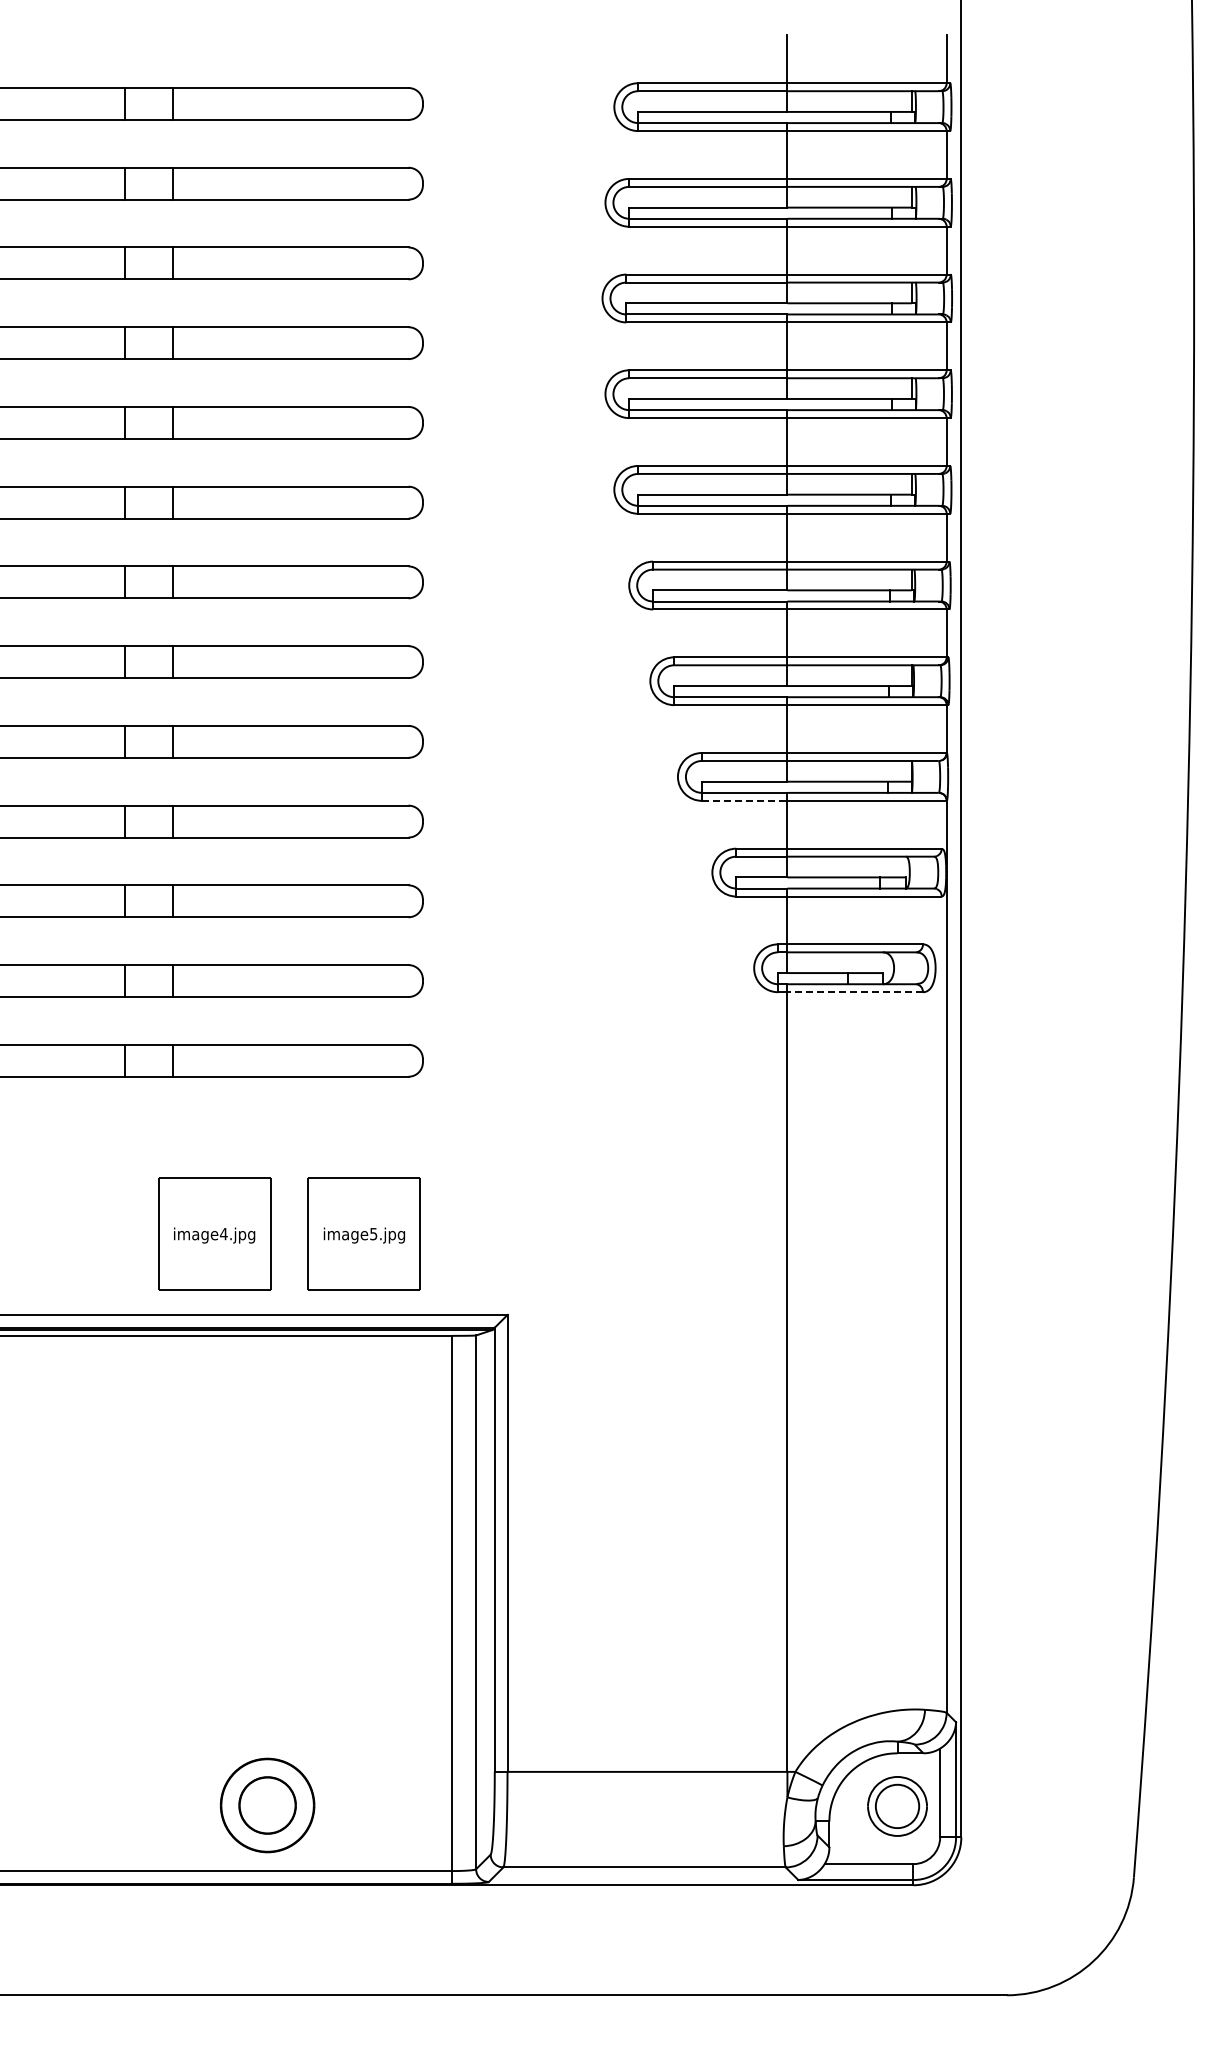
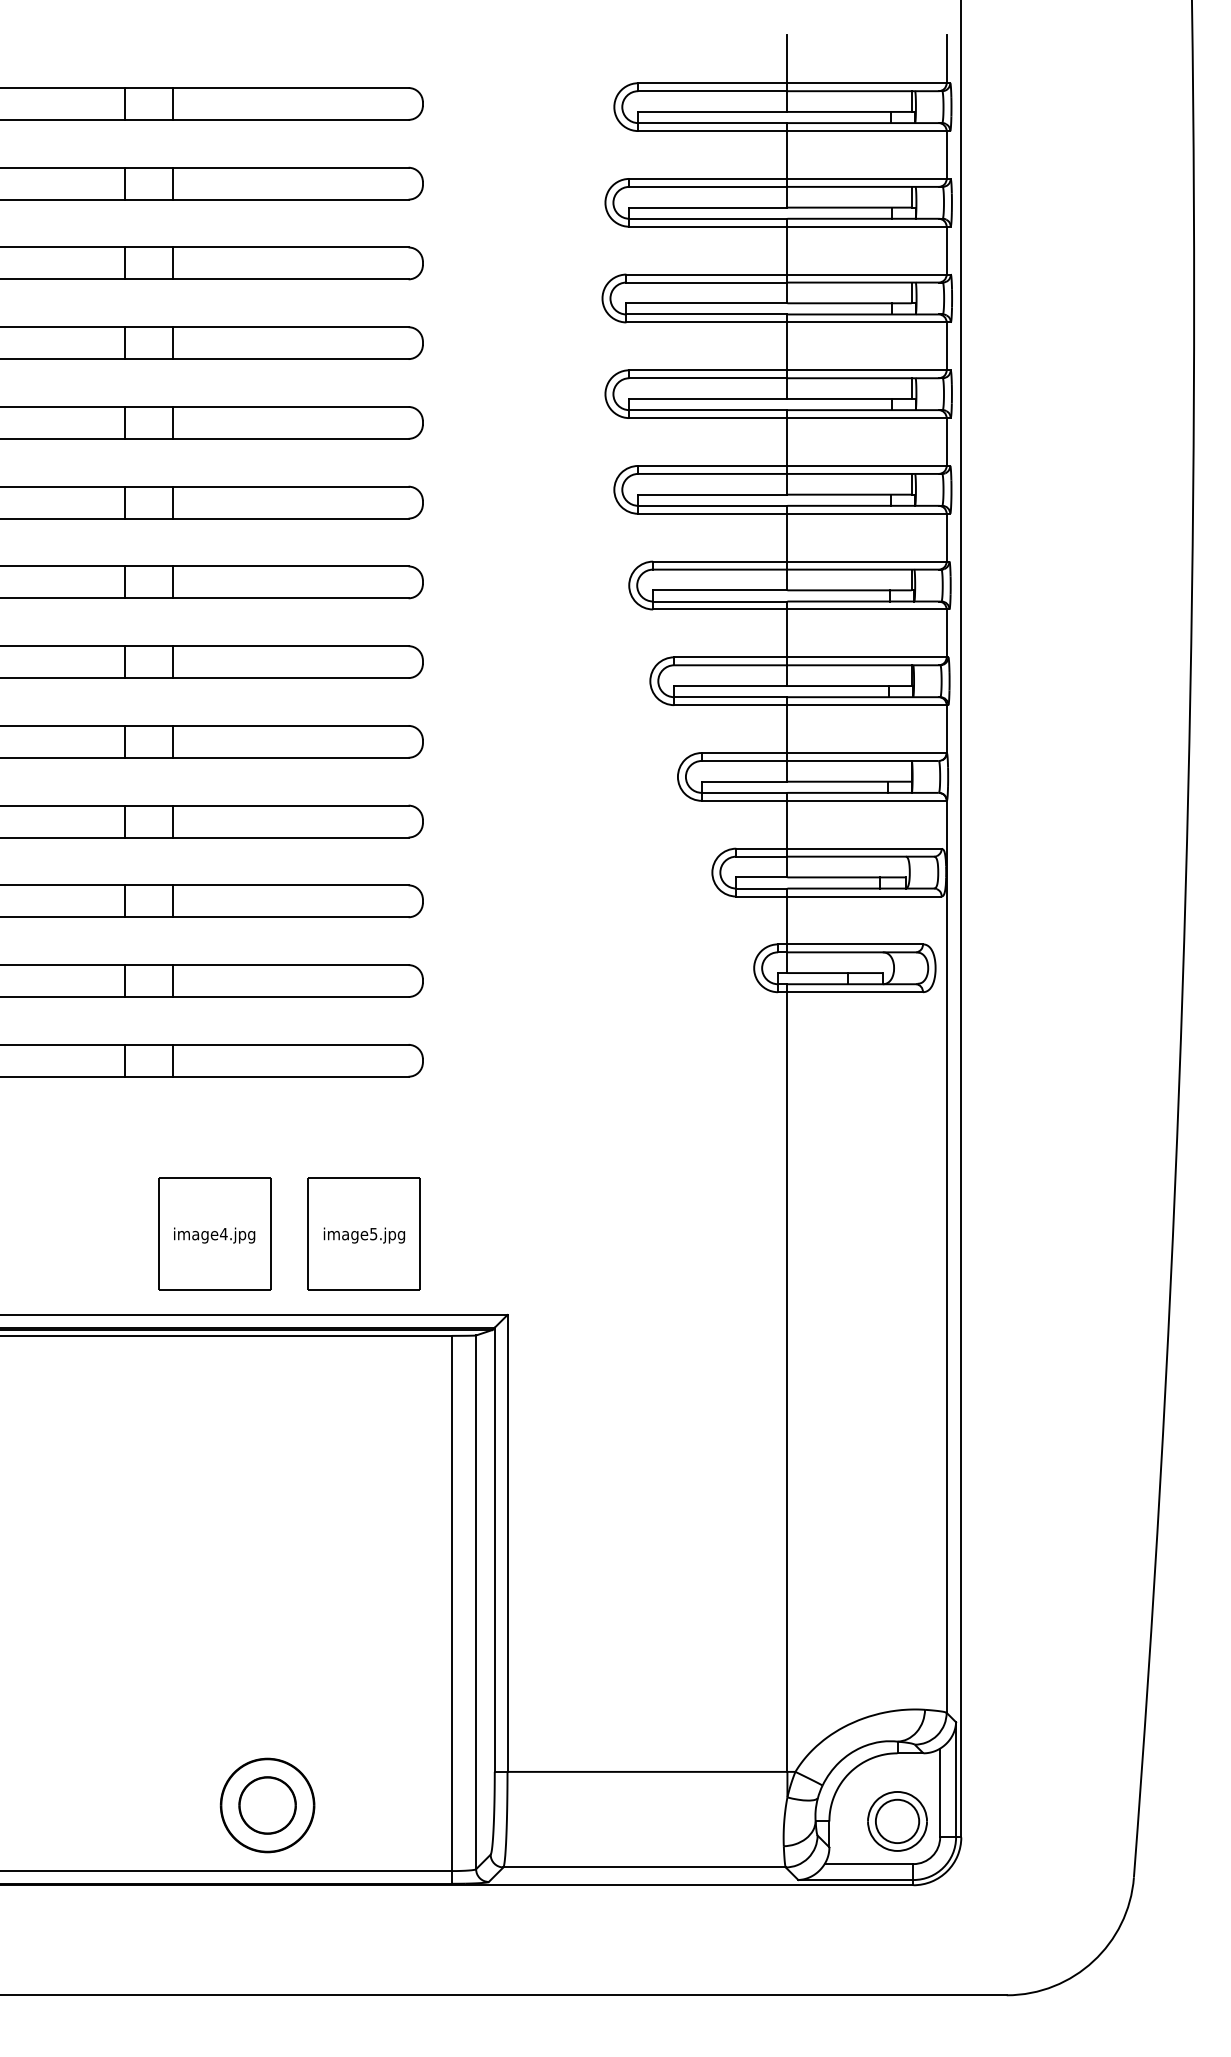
line: dashed -> solid (744, 800)
line: dashed -> solid (855, 992)
part position: (897, 1806) -> (897, 1821) (897, 1821)
